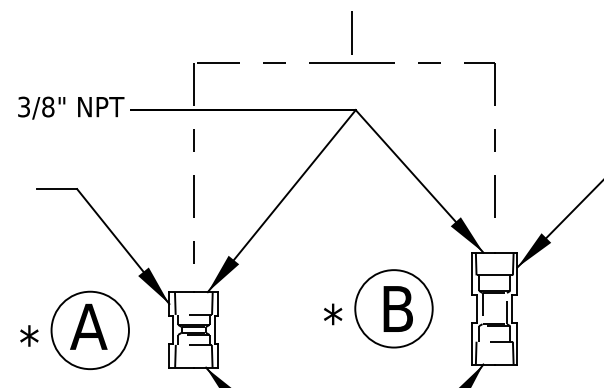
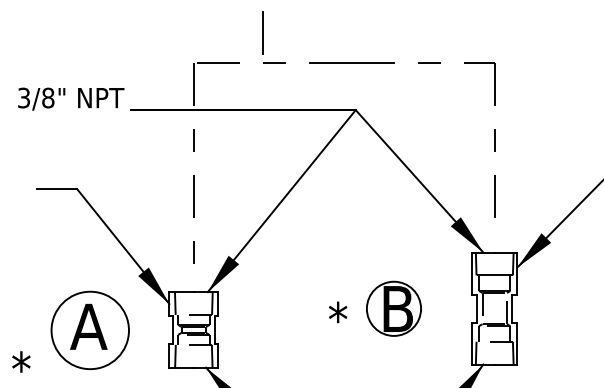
line position: (351, 32) -> (262, 32) (262, 32)
text position: (71, 107) -> (71, 98) (71, 98)
circle diameter: 77 px -> 54 px (393, 308)
text position: (333, 314) -> (338, 312) (338, 312)
text position: (29, 335) -> (21, 361) (21, 361)
